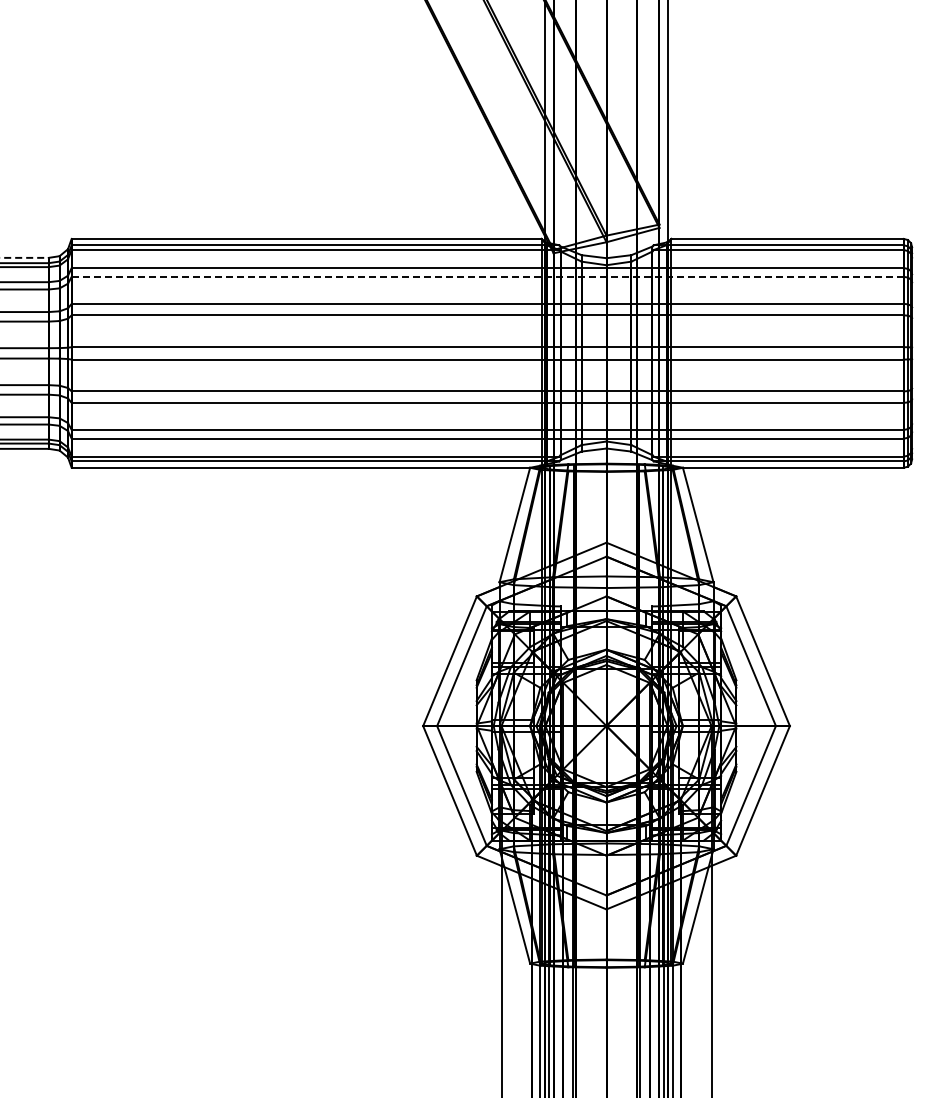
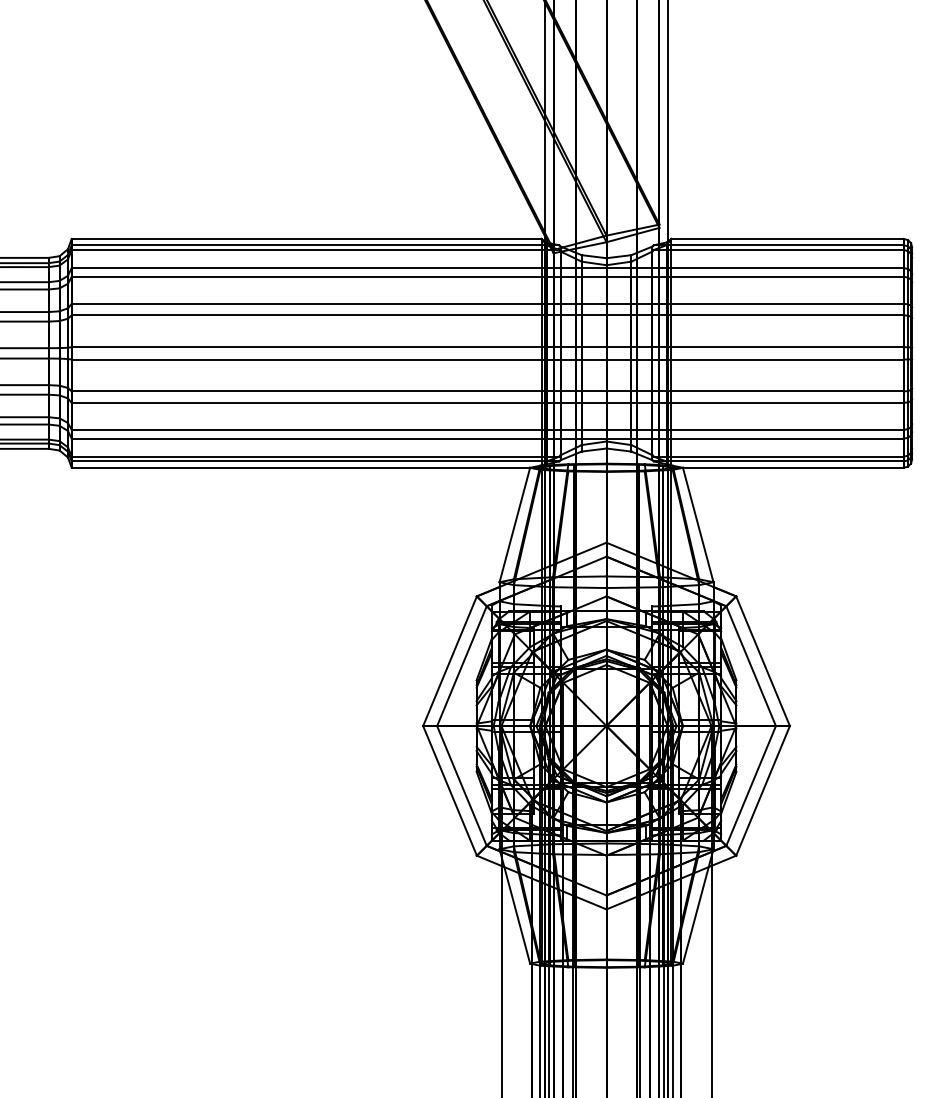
line: dashed -> solid (24, 257)
line: dashed -> solid (488, 276)
